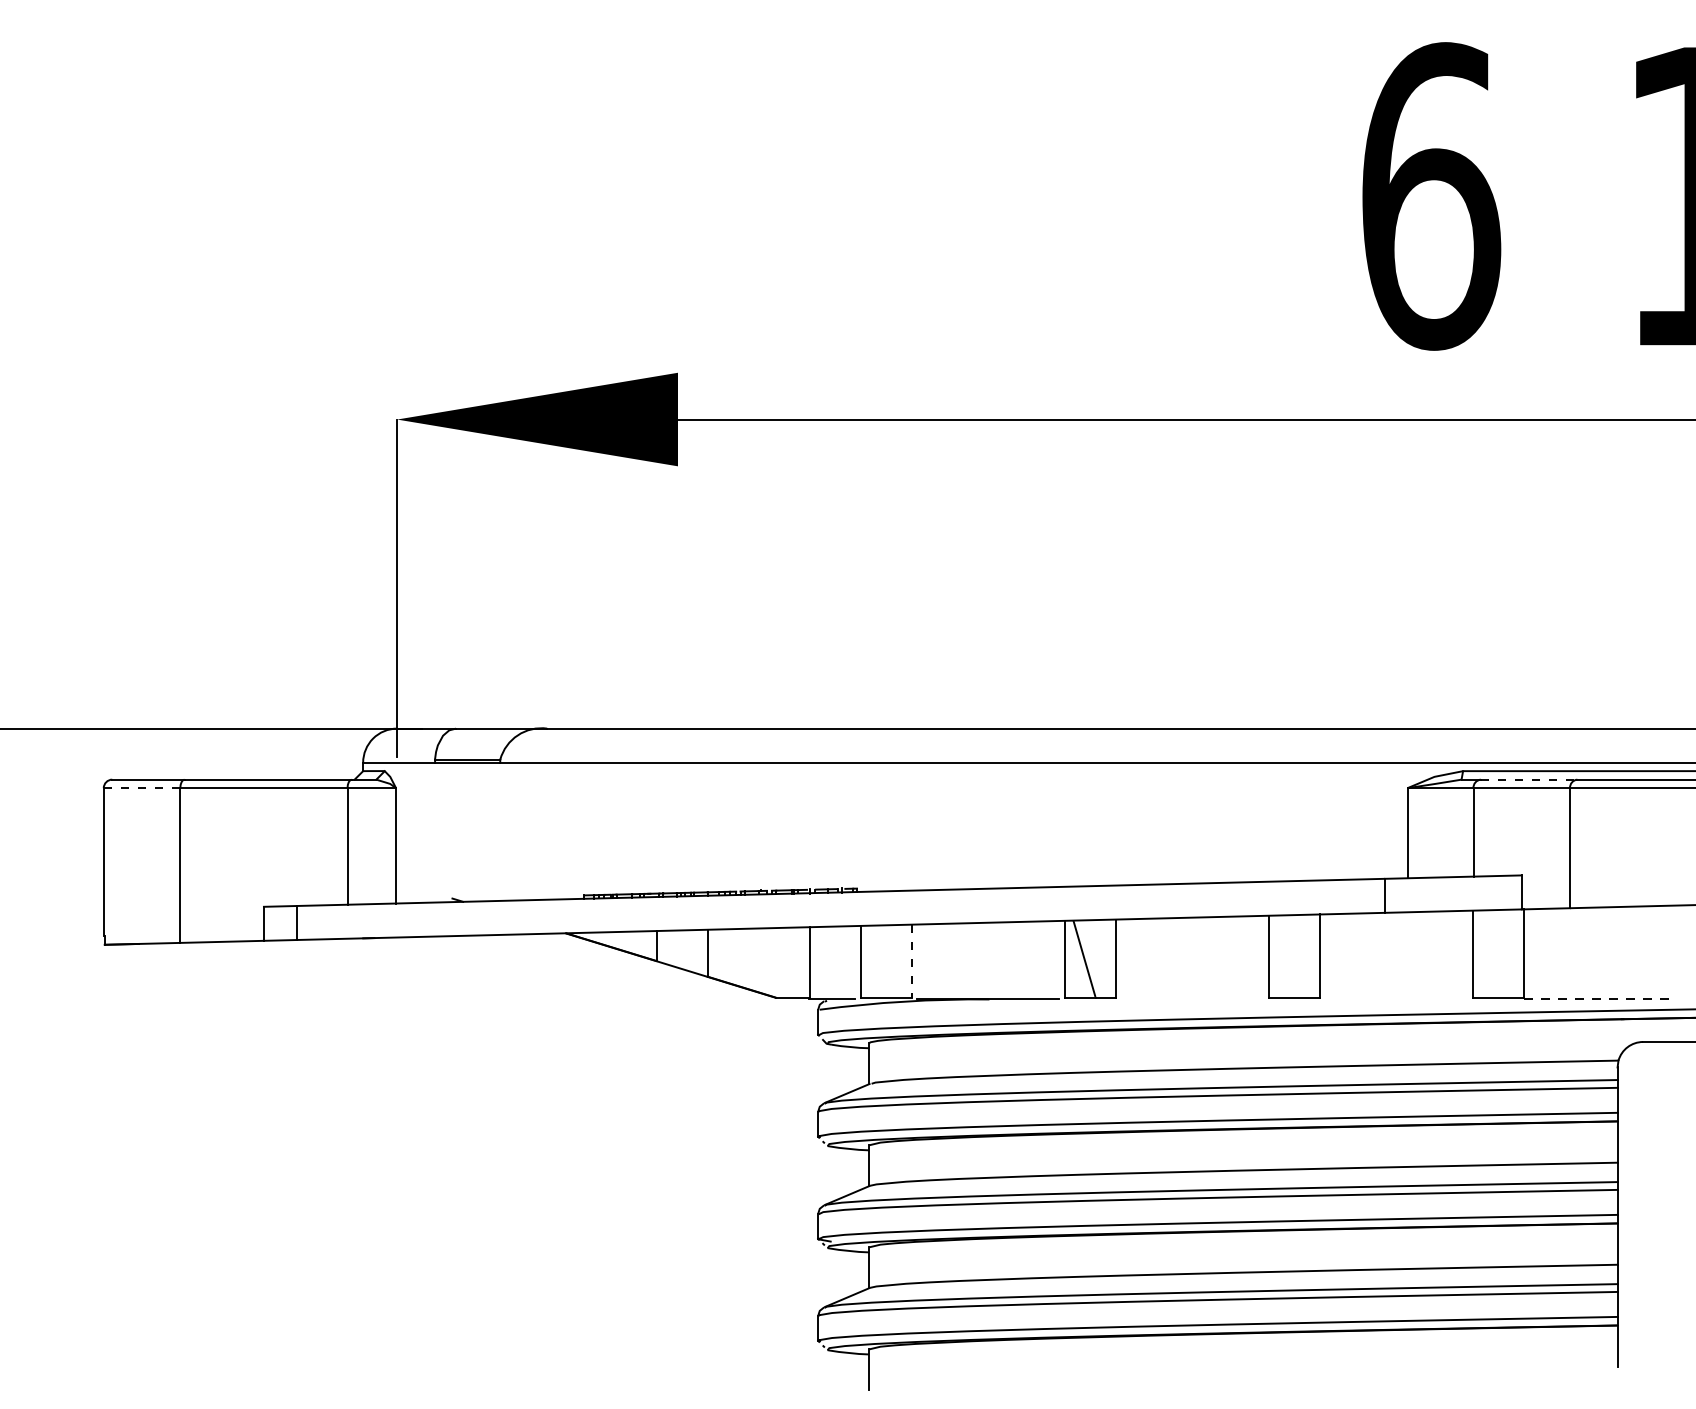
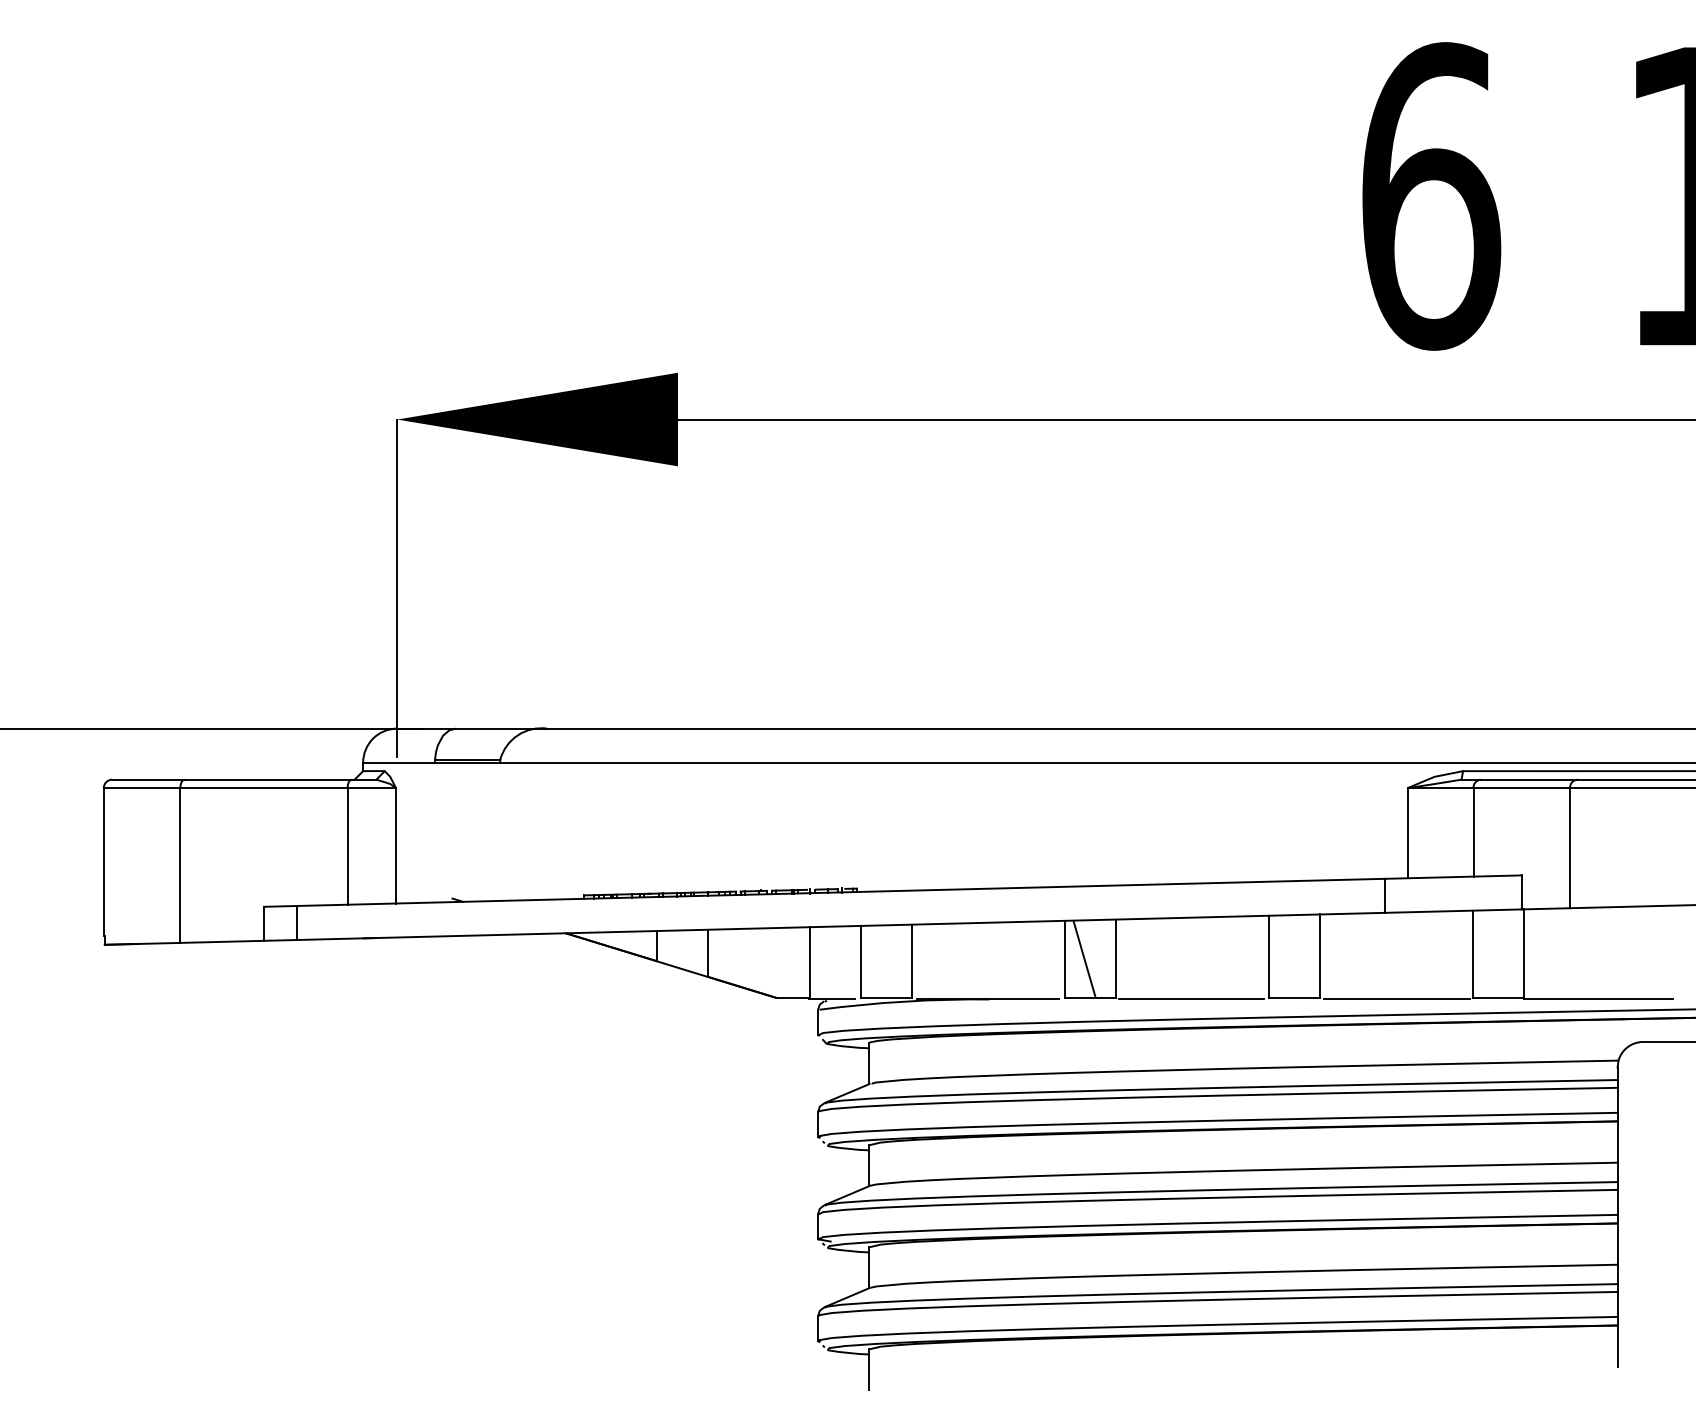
line: dashed -> solid (1529, 779)
line: dashed -> solid (141, 788)
line: dashed -> solid (911, 961)
line: none -> present (1191, 999)
line: none -> present (1397, 999)
line: dashed -> solid (1598, 999)
